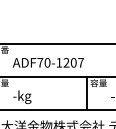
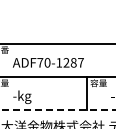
text: ADF70-1207 -> ADF70-1287 (73, 62)
line: solid -> dashed (58, 110)
